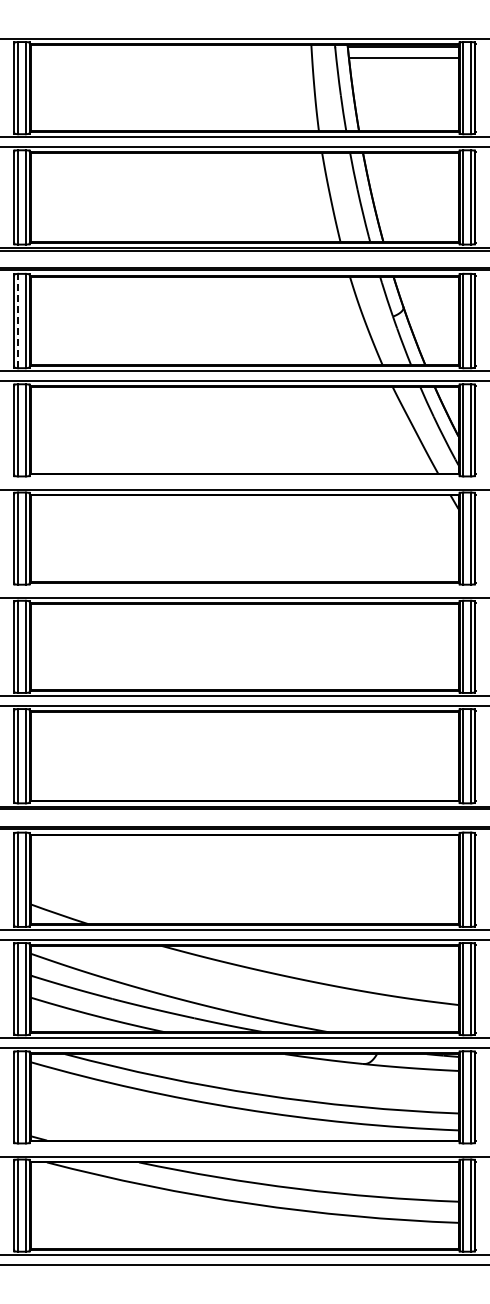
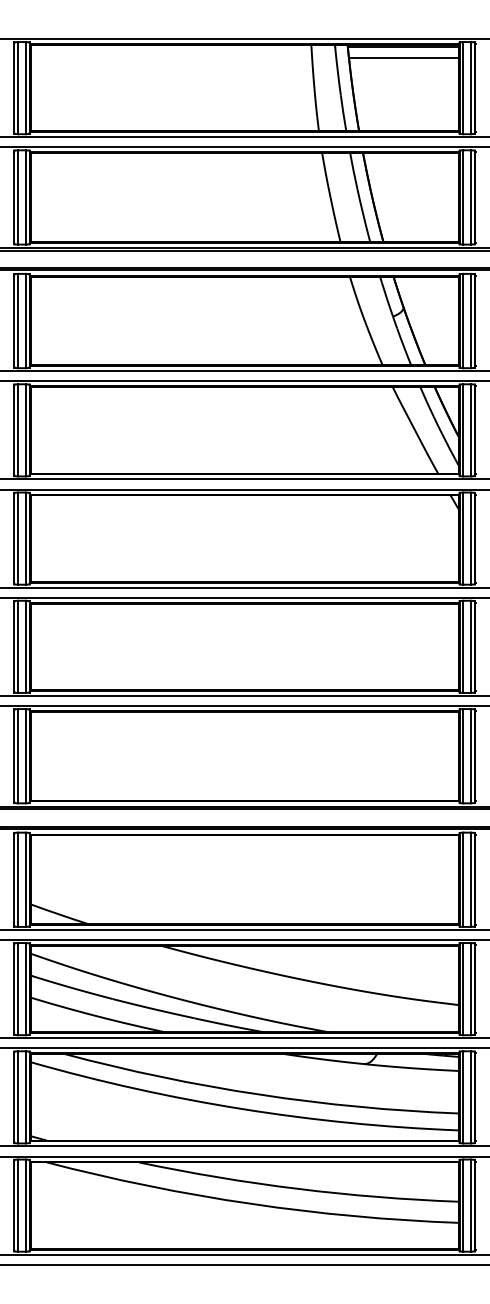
line: dashed -> solid (18, 320)
line: none -> present (244, 479)
line: none -> present (244, 587)
line: none -> present (244, 1146)
